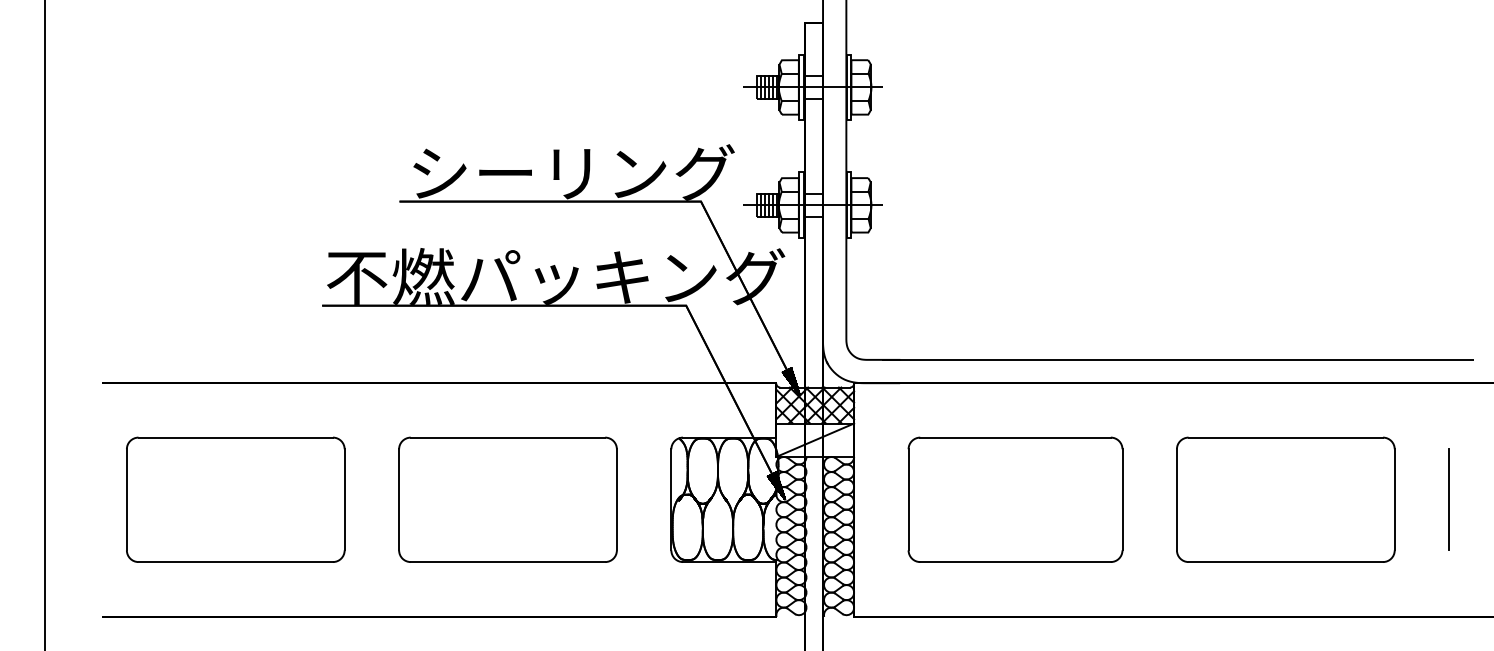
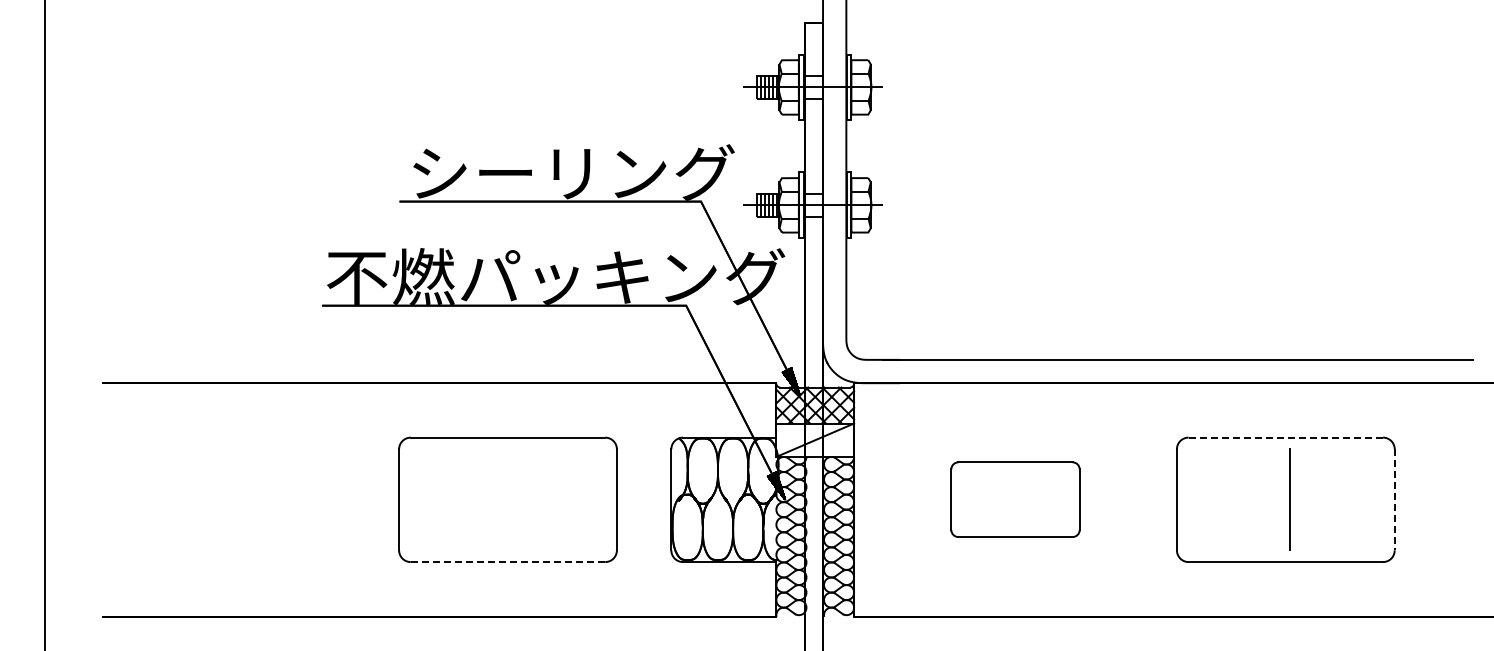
line: solid -> dashed (1286, 437)
part: present -> none (235, 499)
part size: 217x127 px -> 131x77 px (1015, 499)
line: solid -> dashed (1394, 499)
line position: (1448, 499) -> (1289, 499) (1289, 499)
line: solid -> dashed (507, 562)
